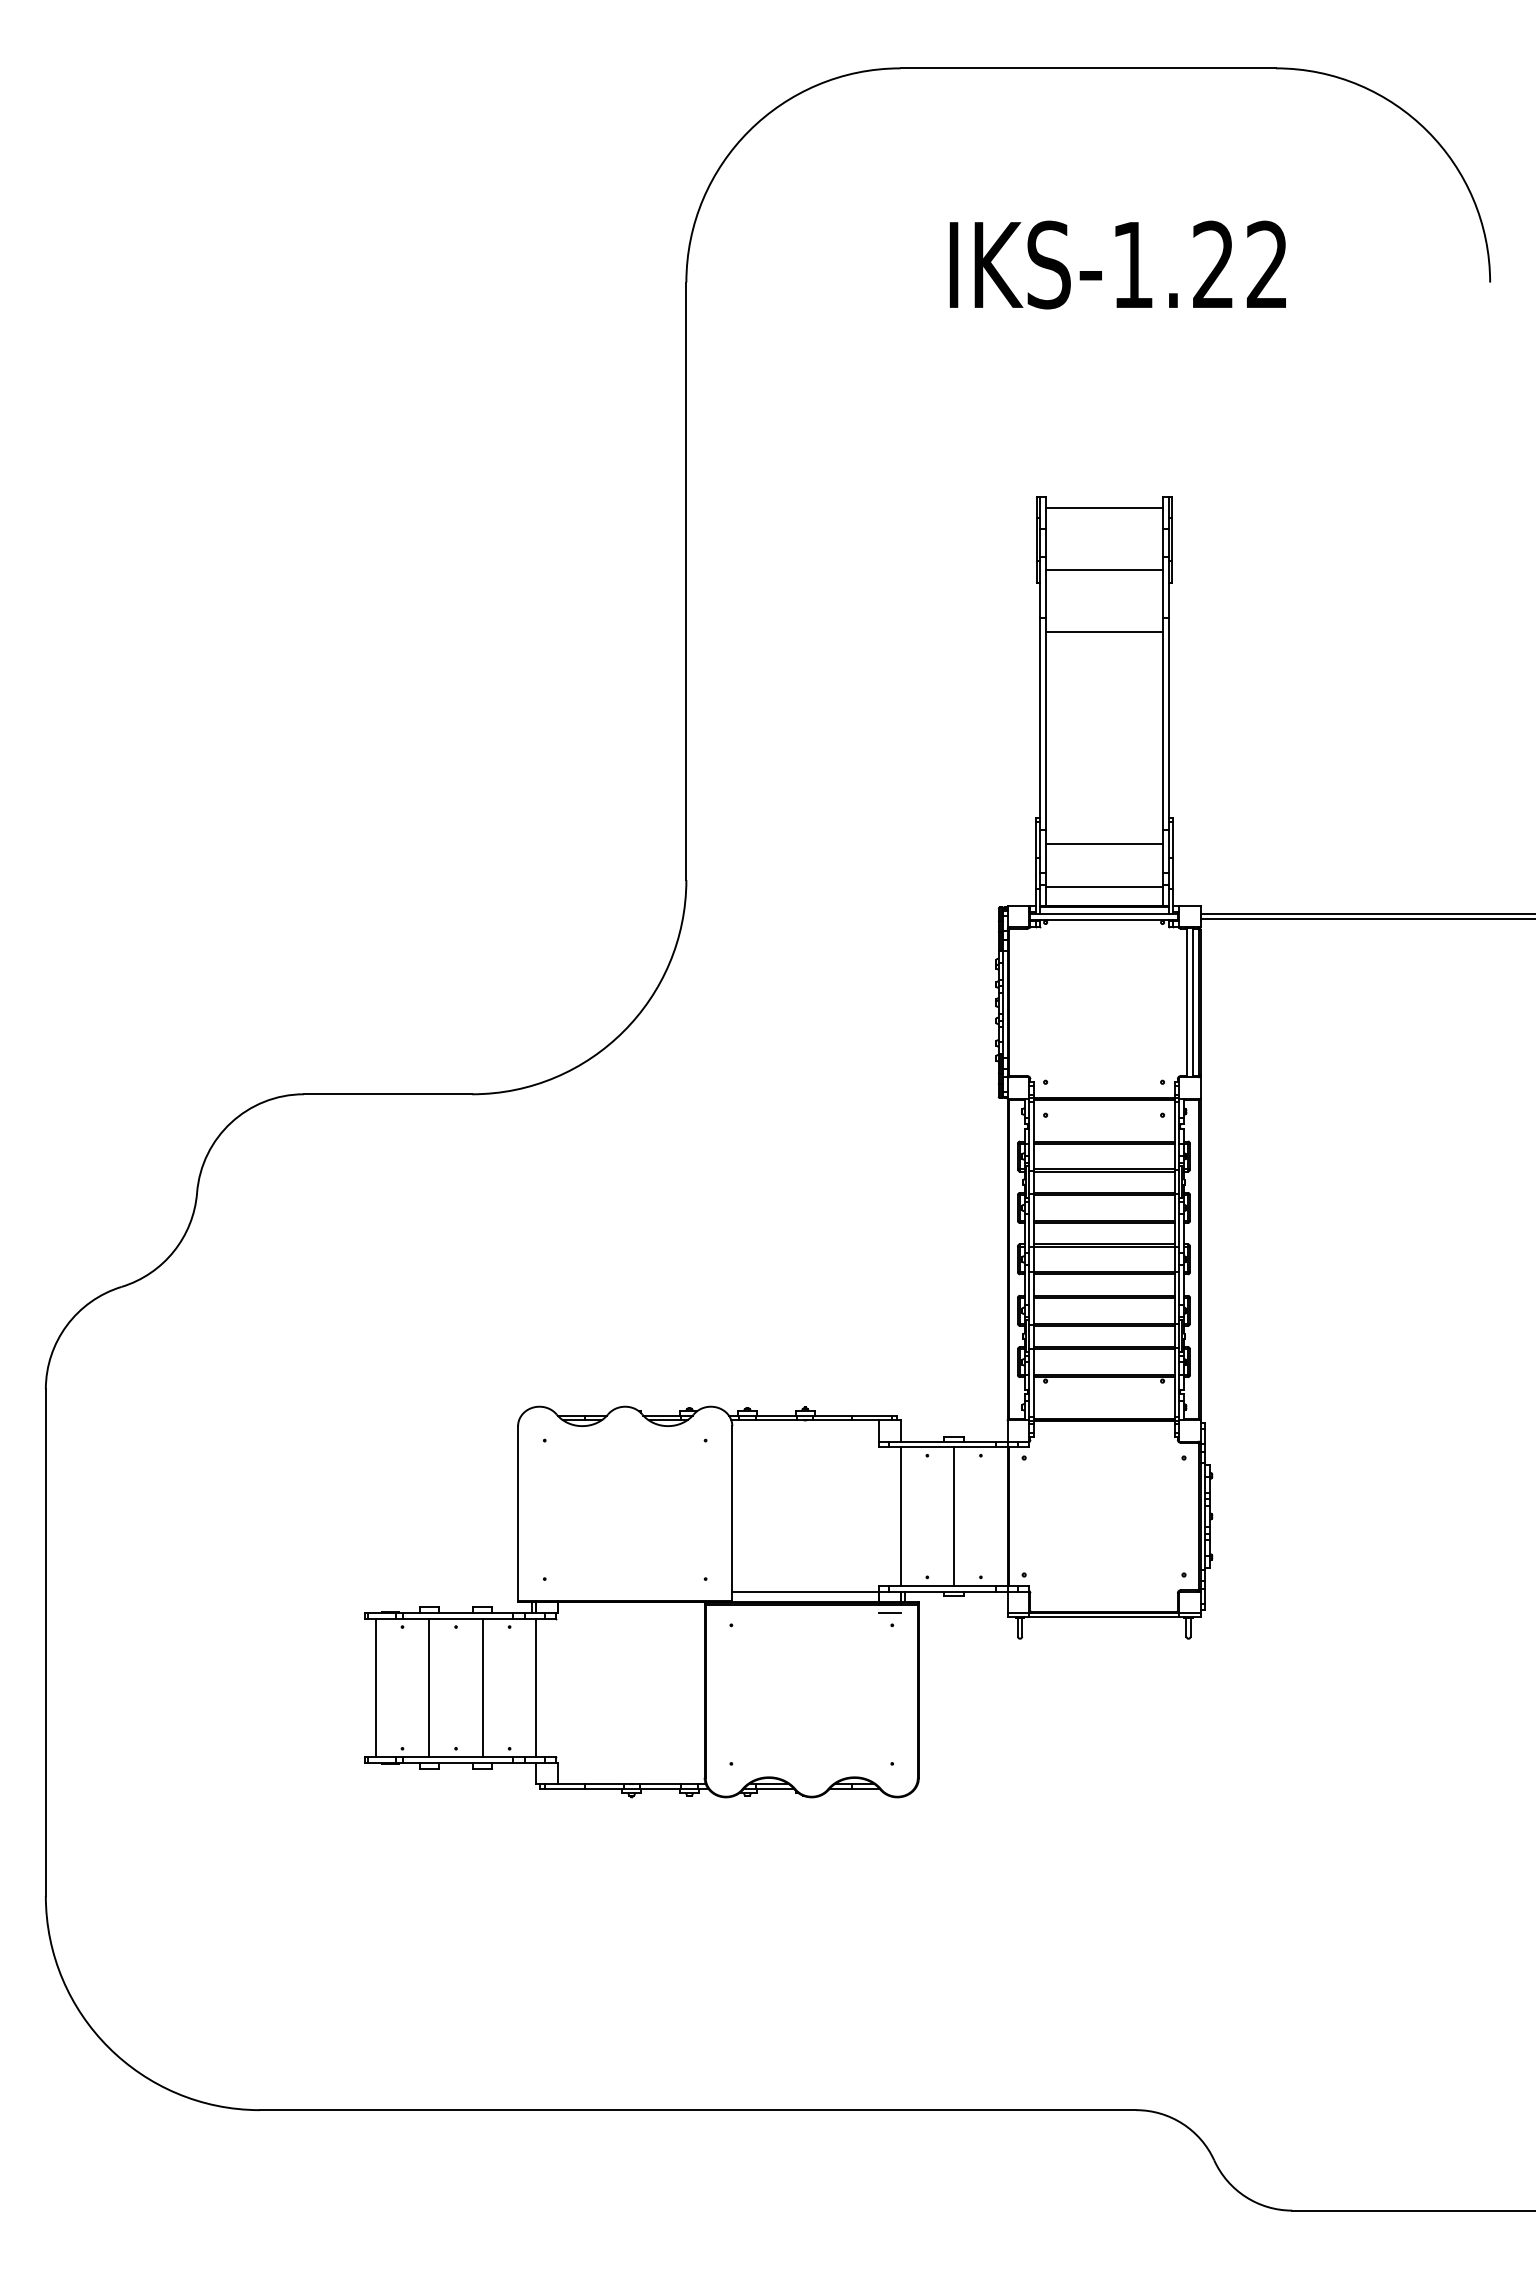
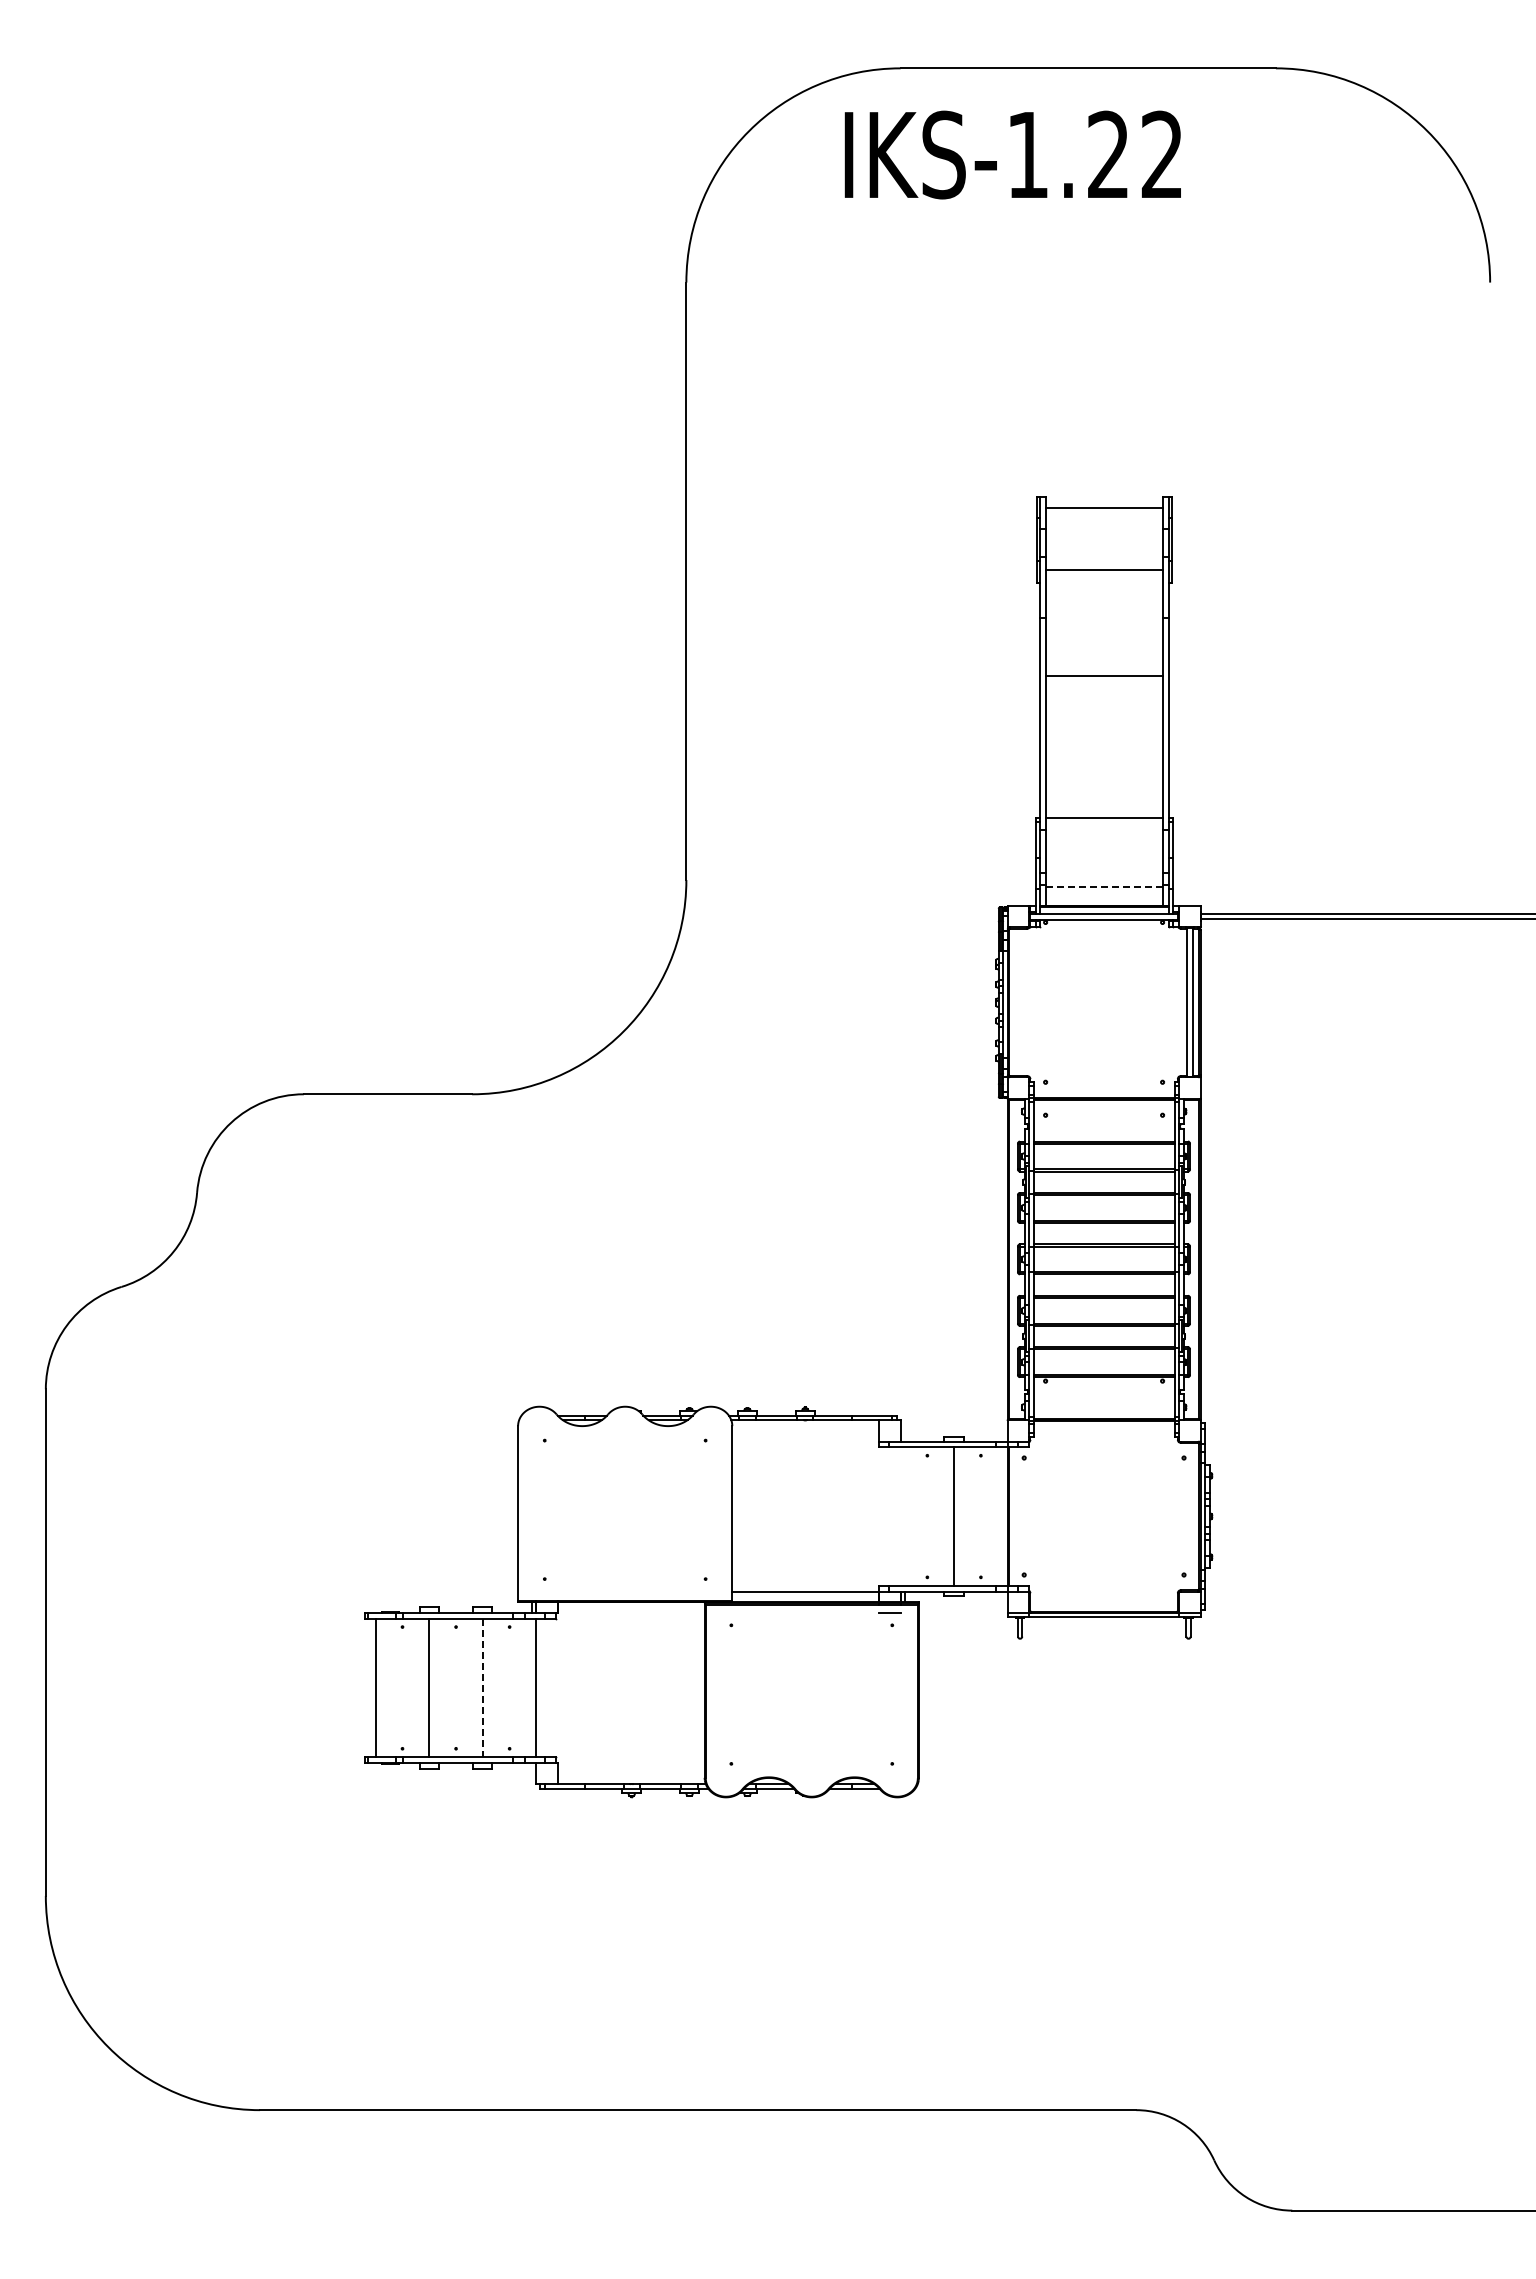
text position: (1117, 264) -> (1012, 154) (1012, 154)
line position: (1104, 631) -> (1104, 675) (1104, 675)
line position: (1104, 843) -> (1104, 817) (1104, 817)
line: solid -> dashed (1105, 886)
line: present -> none (900, 1516)
line: solid -> dashed (482, 1688)
